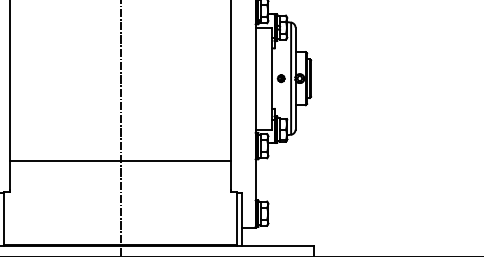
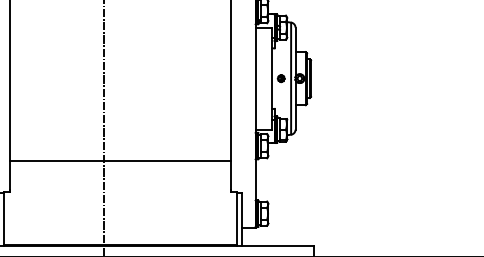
line position: (120, 127) -> (103, 127) (103, 127)
